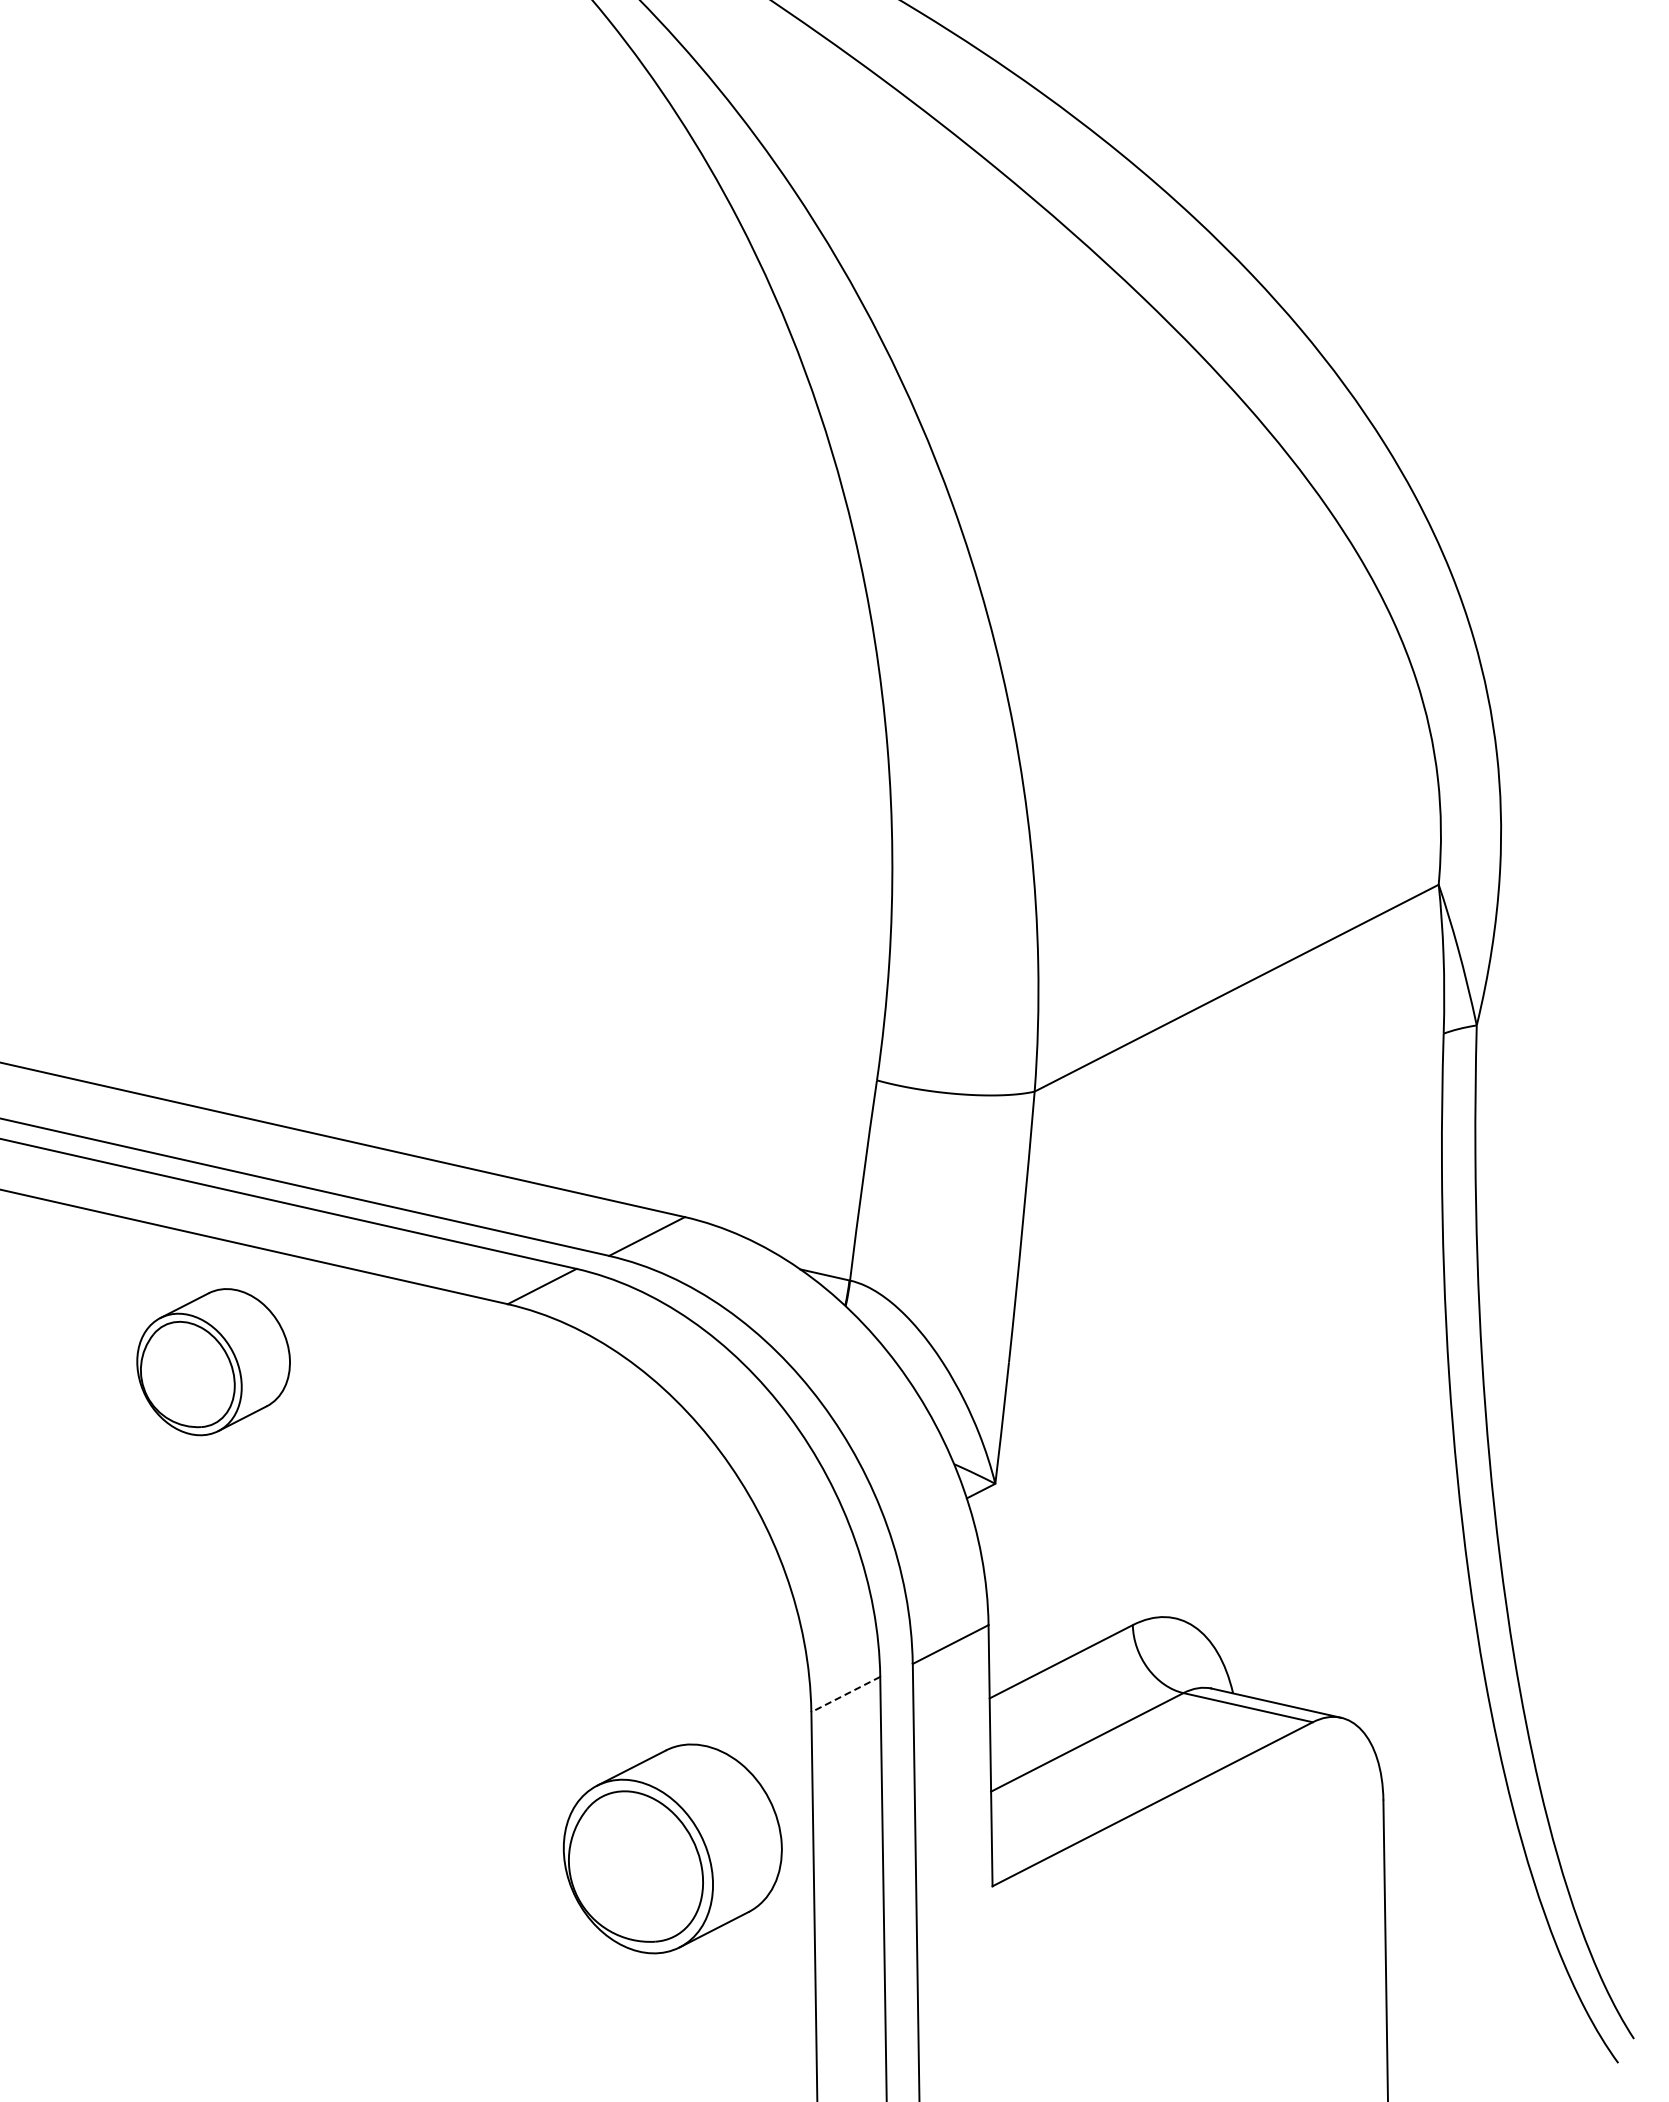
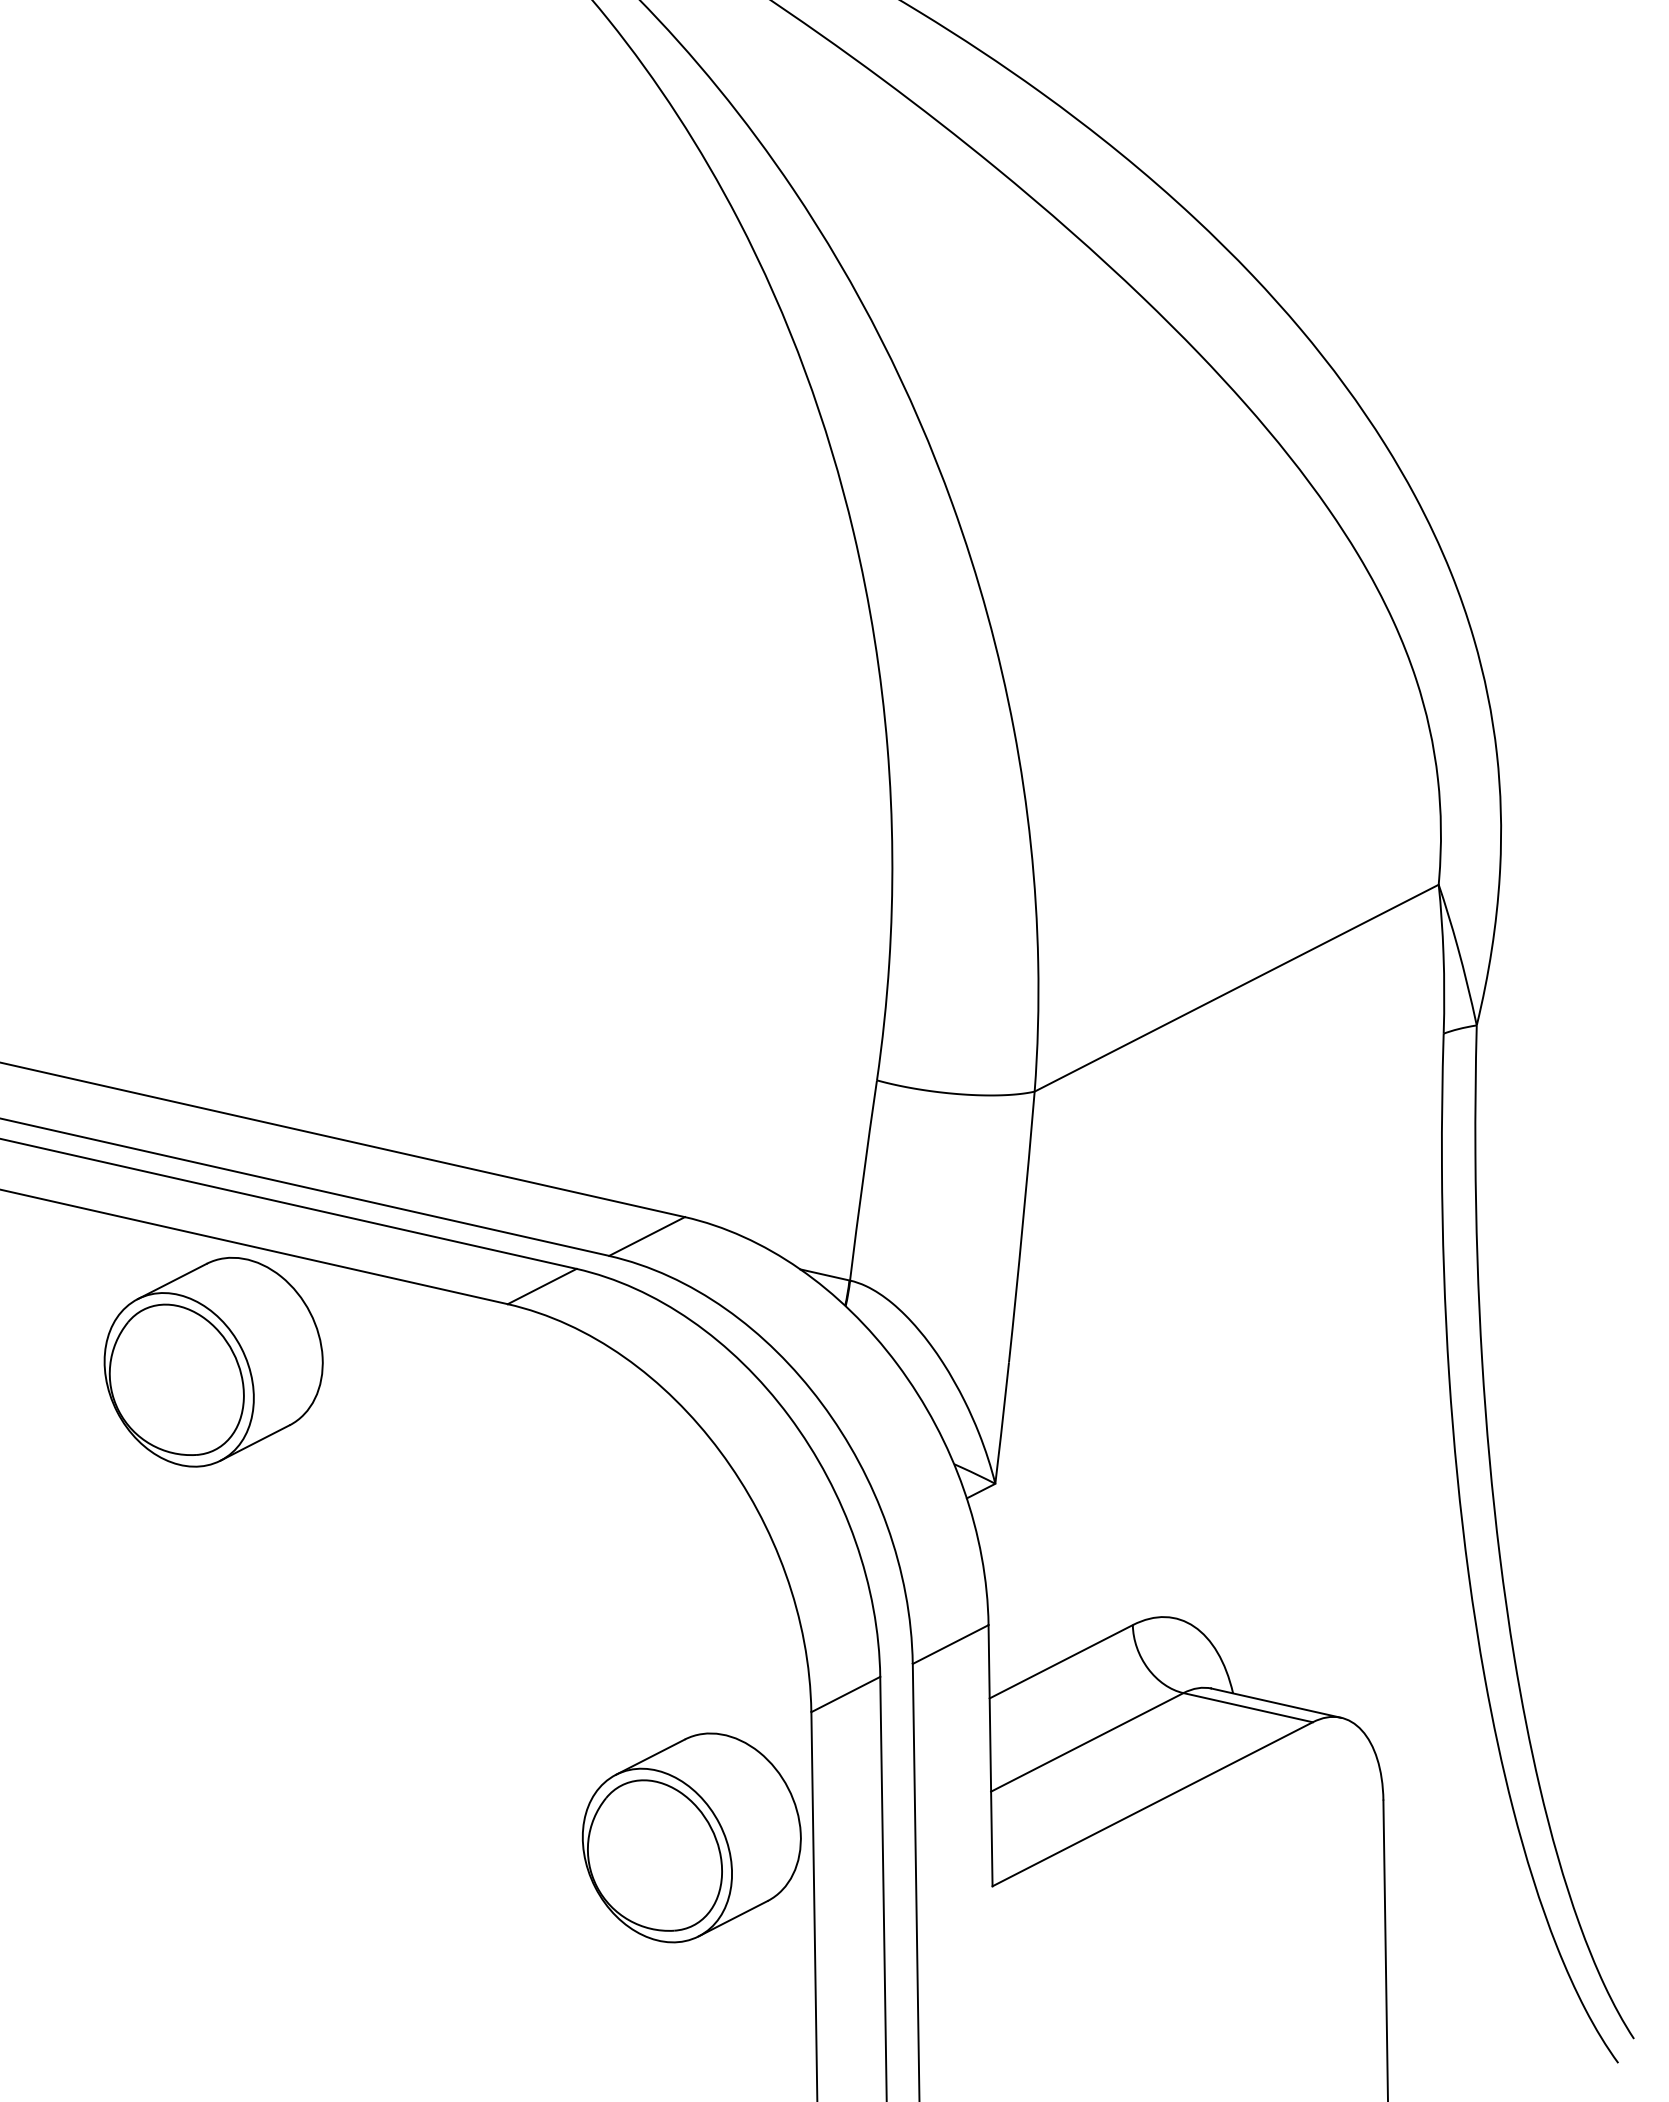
part size: 155x149 px -> 221x212 px (213, 1361)
line: dashed -> solid (845, 1694)
part position: (672, 1848) -> (691, 1837) (691, 1837)
